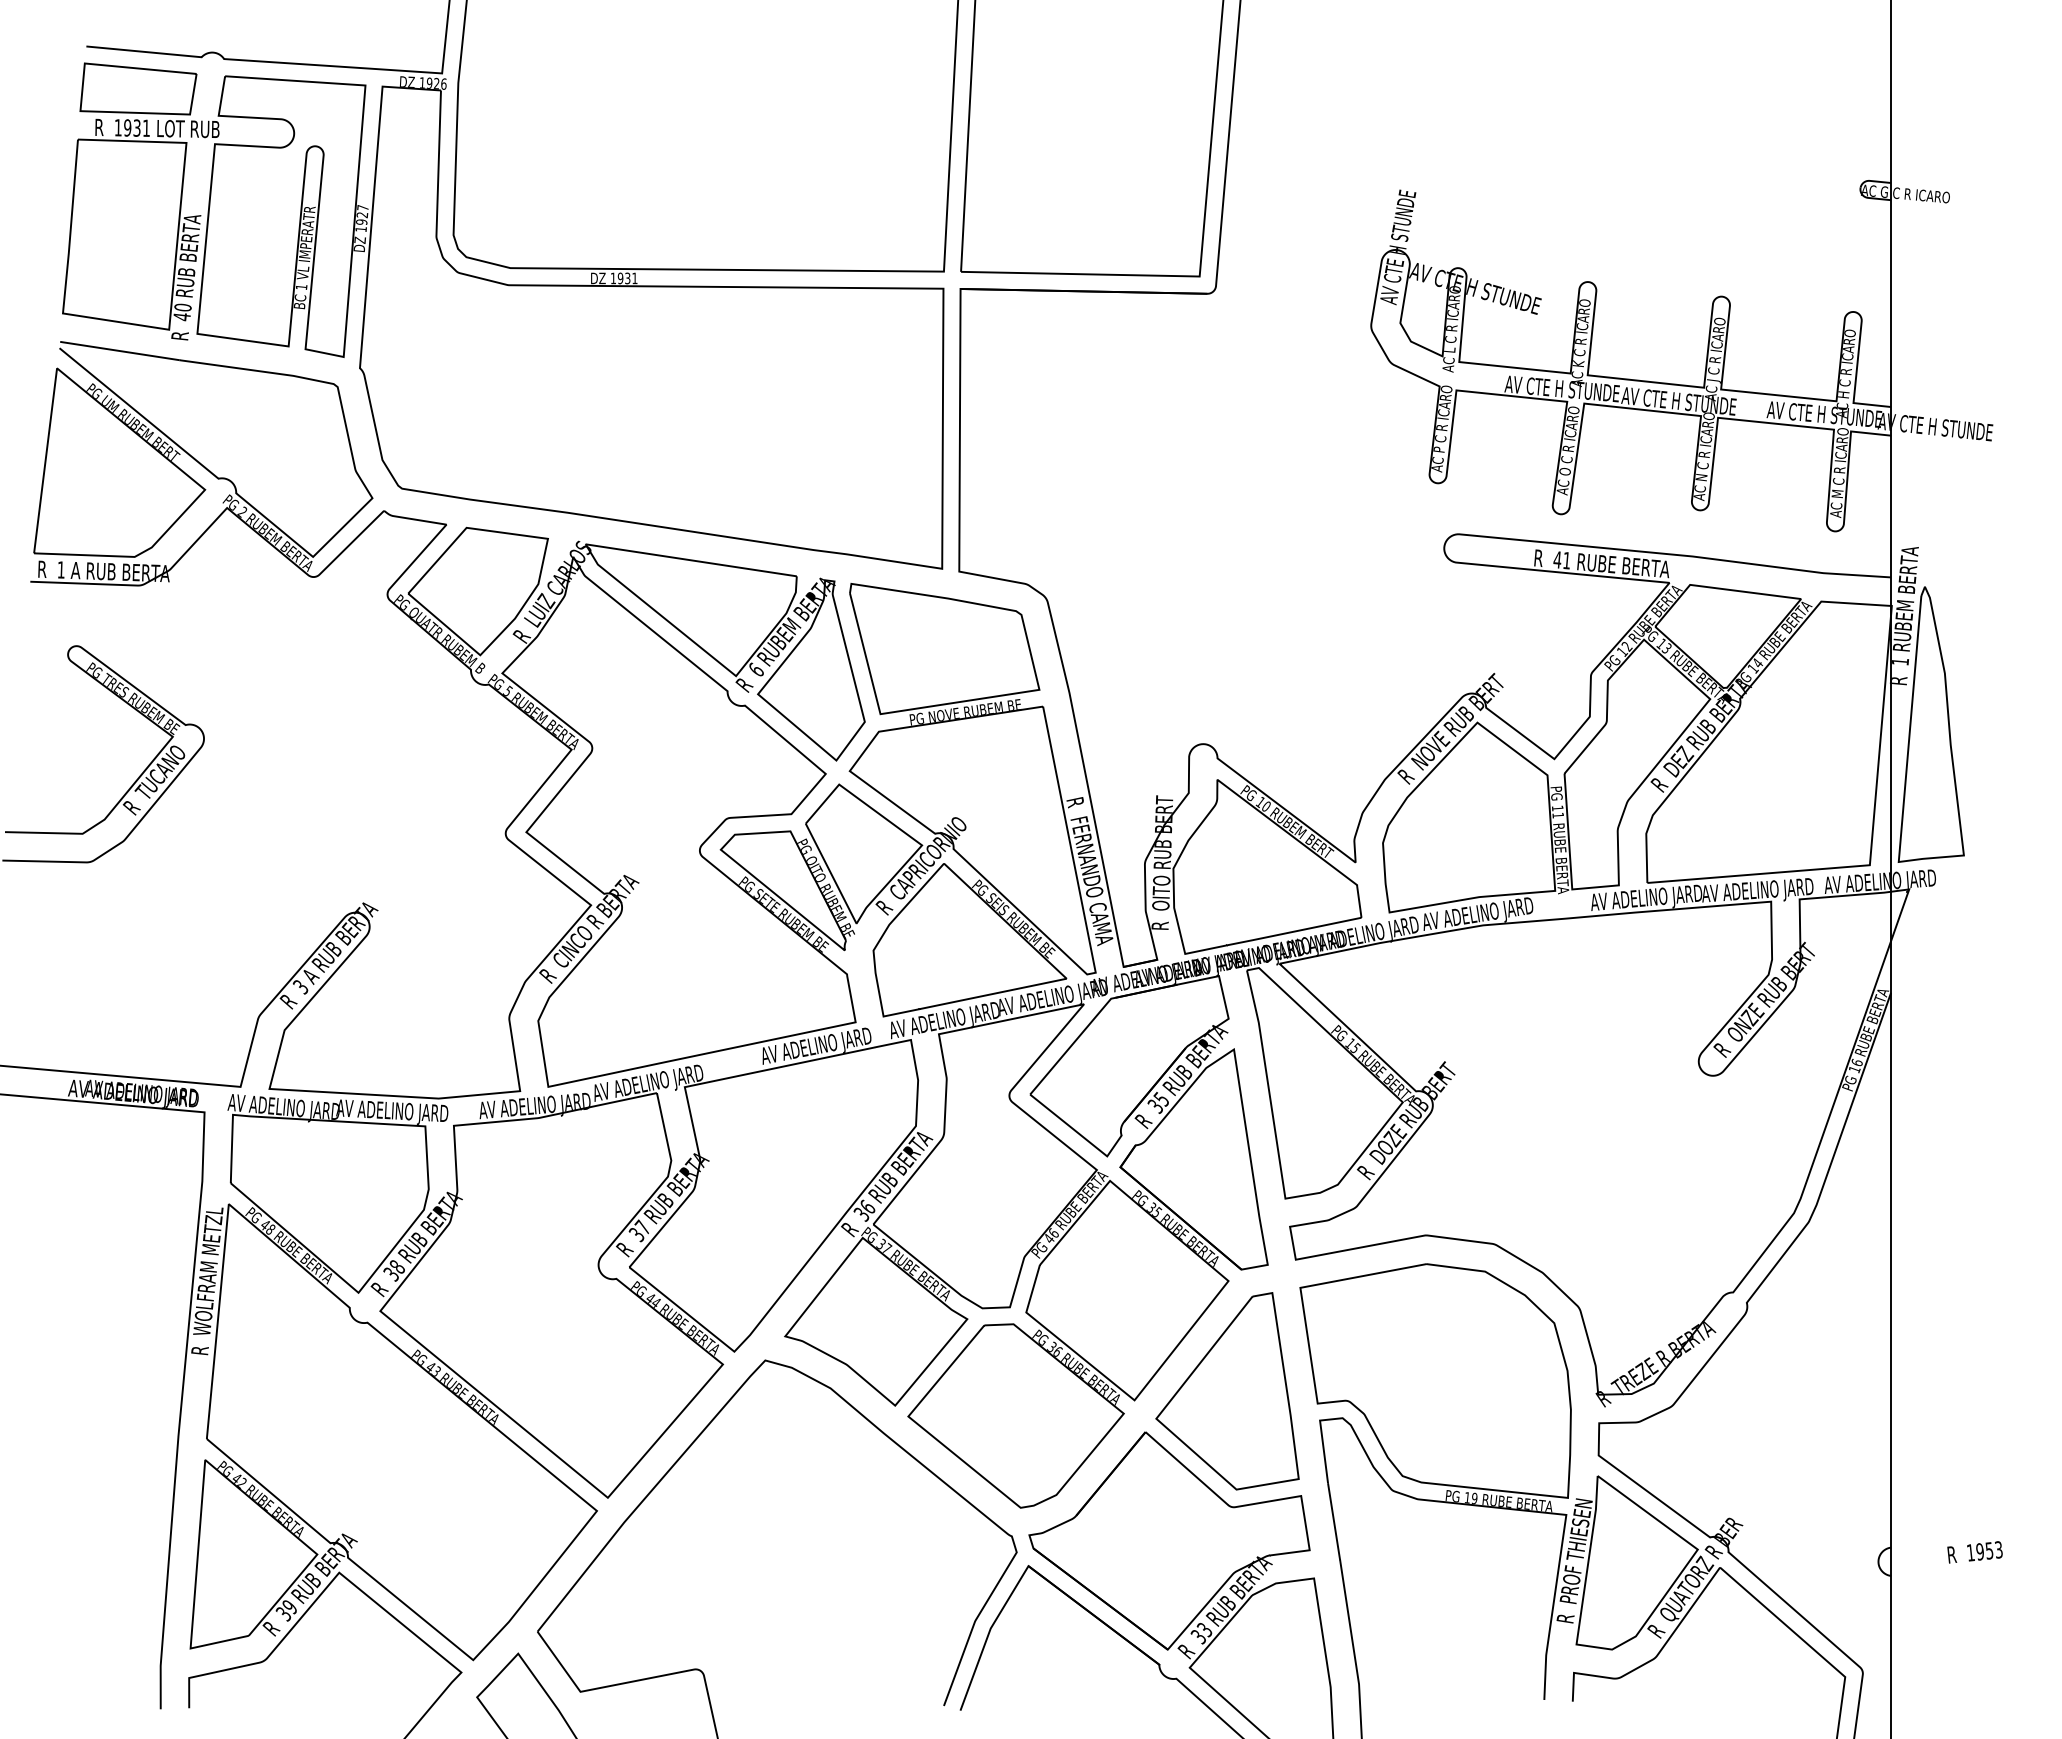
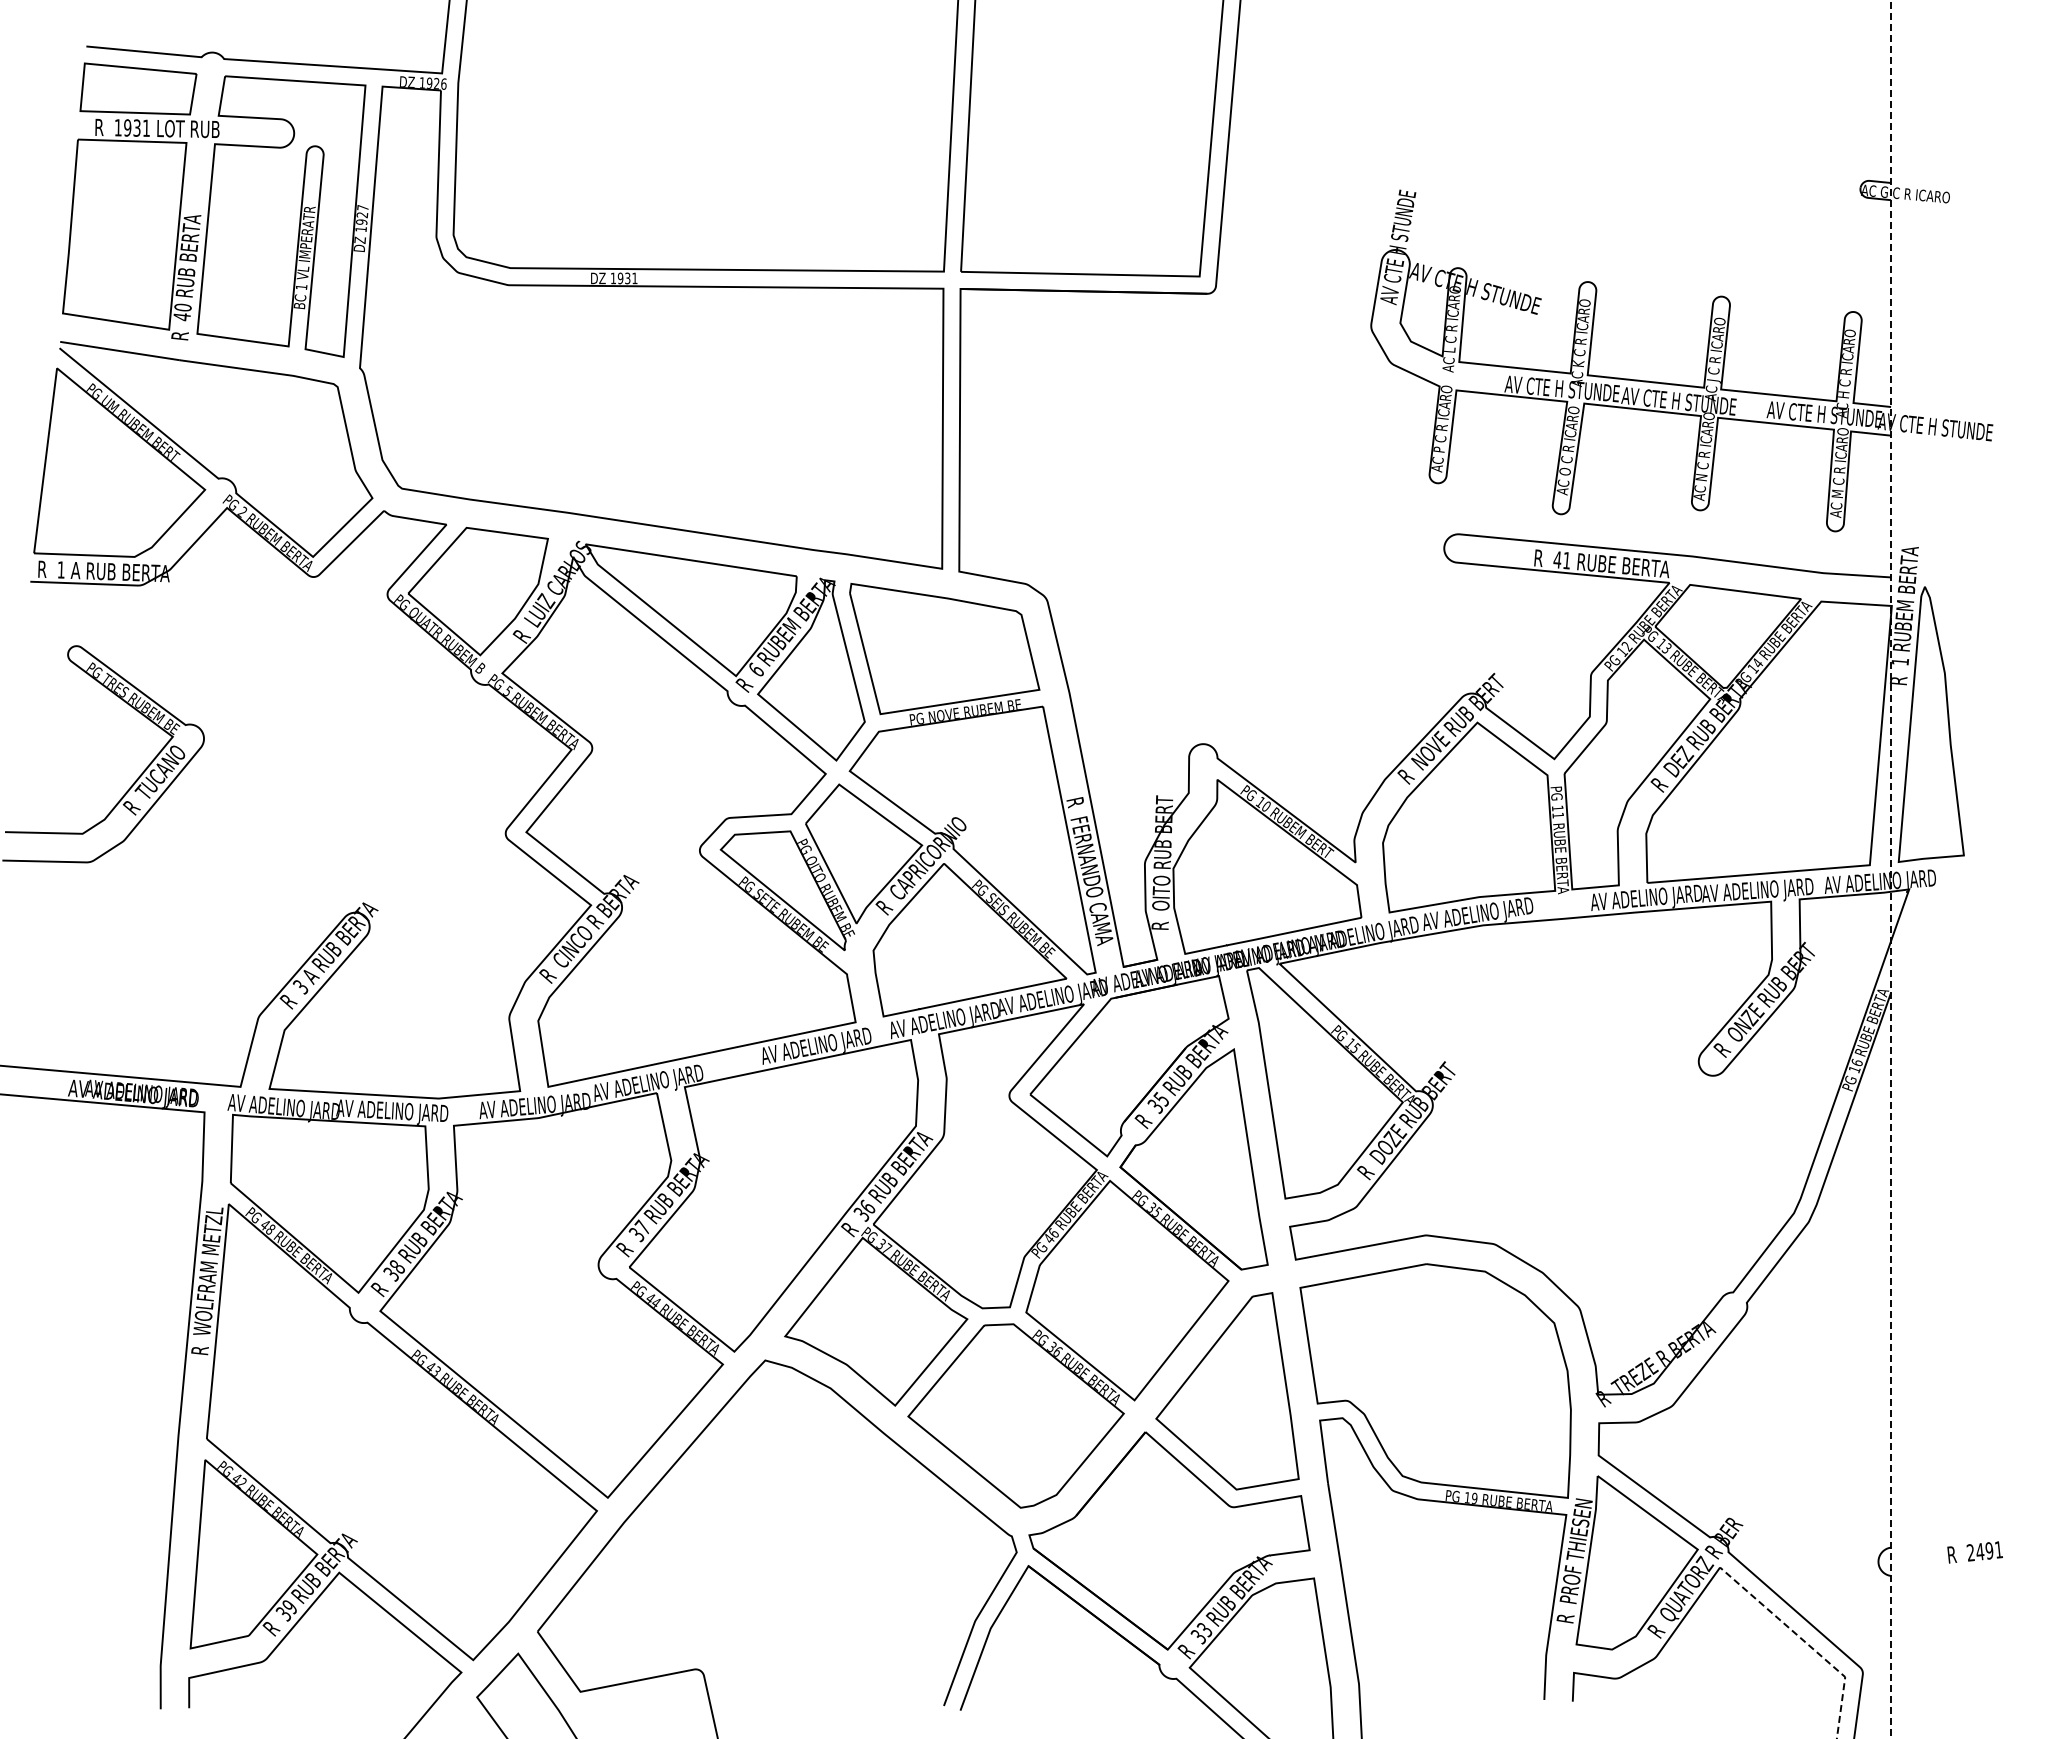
line: solid -> dashed (1891, 869)
text: 1953 -> 2491 (1984, 1551)
line: solid -> dashed (1806, 1642)
